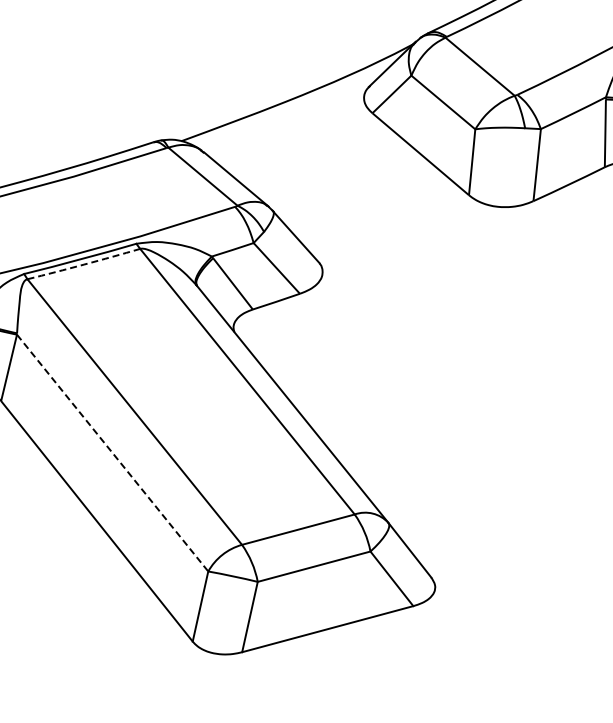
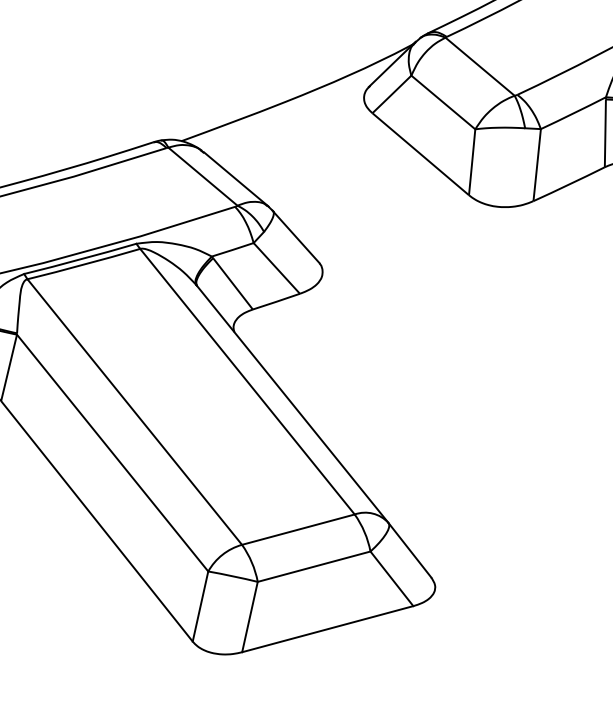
arc: dashed -> solid (84, 264)
line: dashed -> solid (112, 453)
